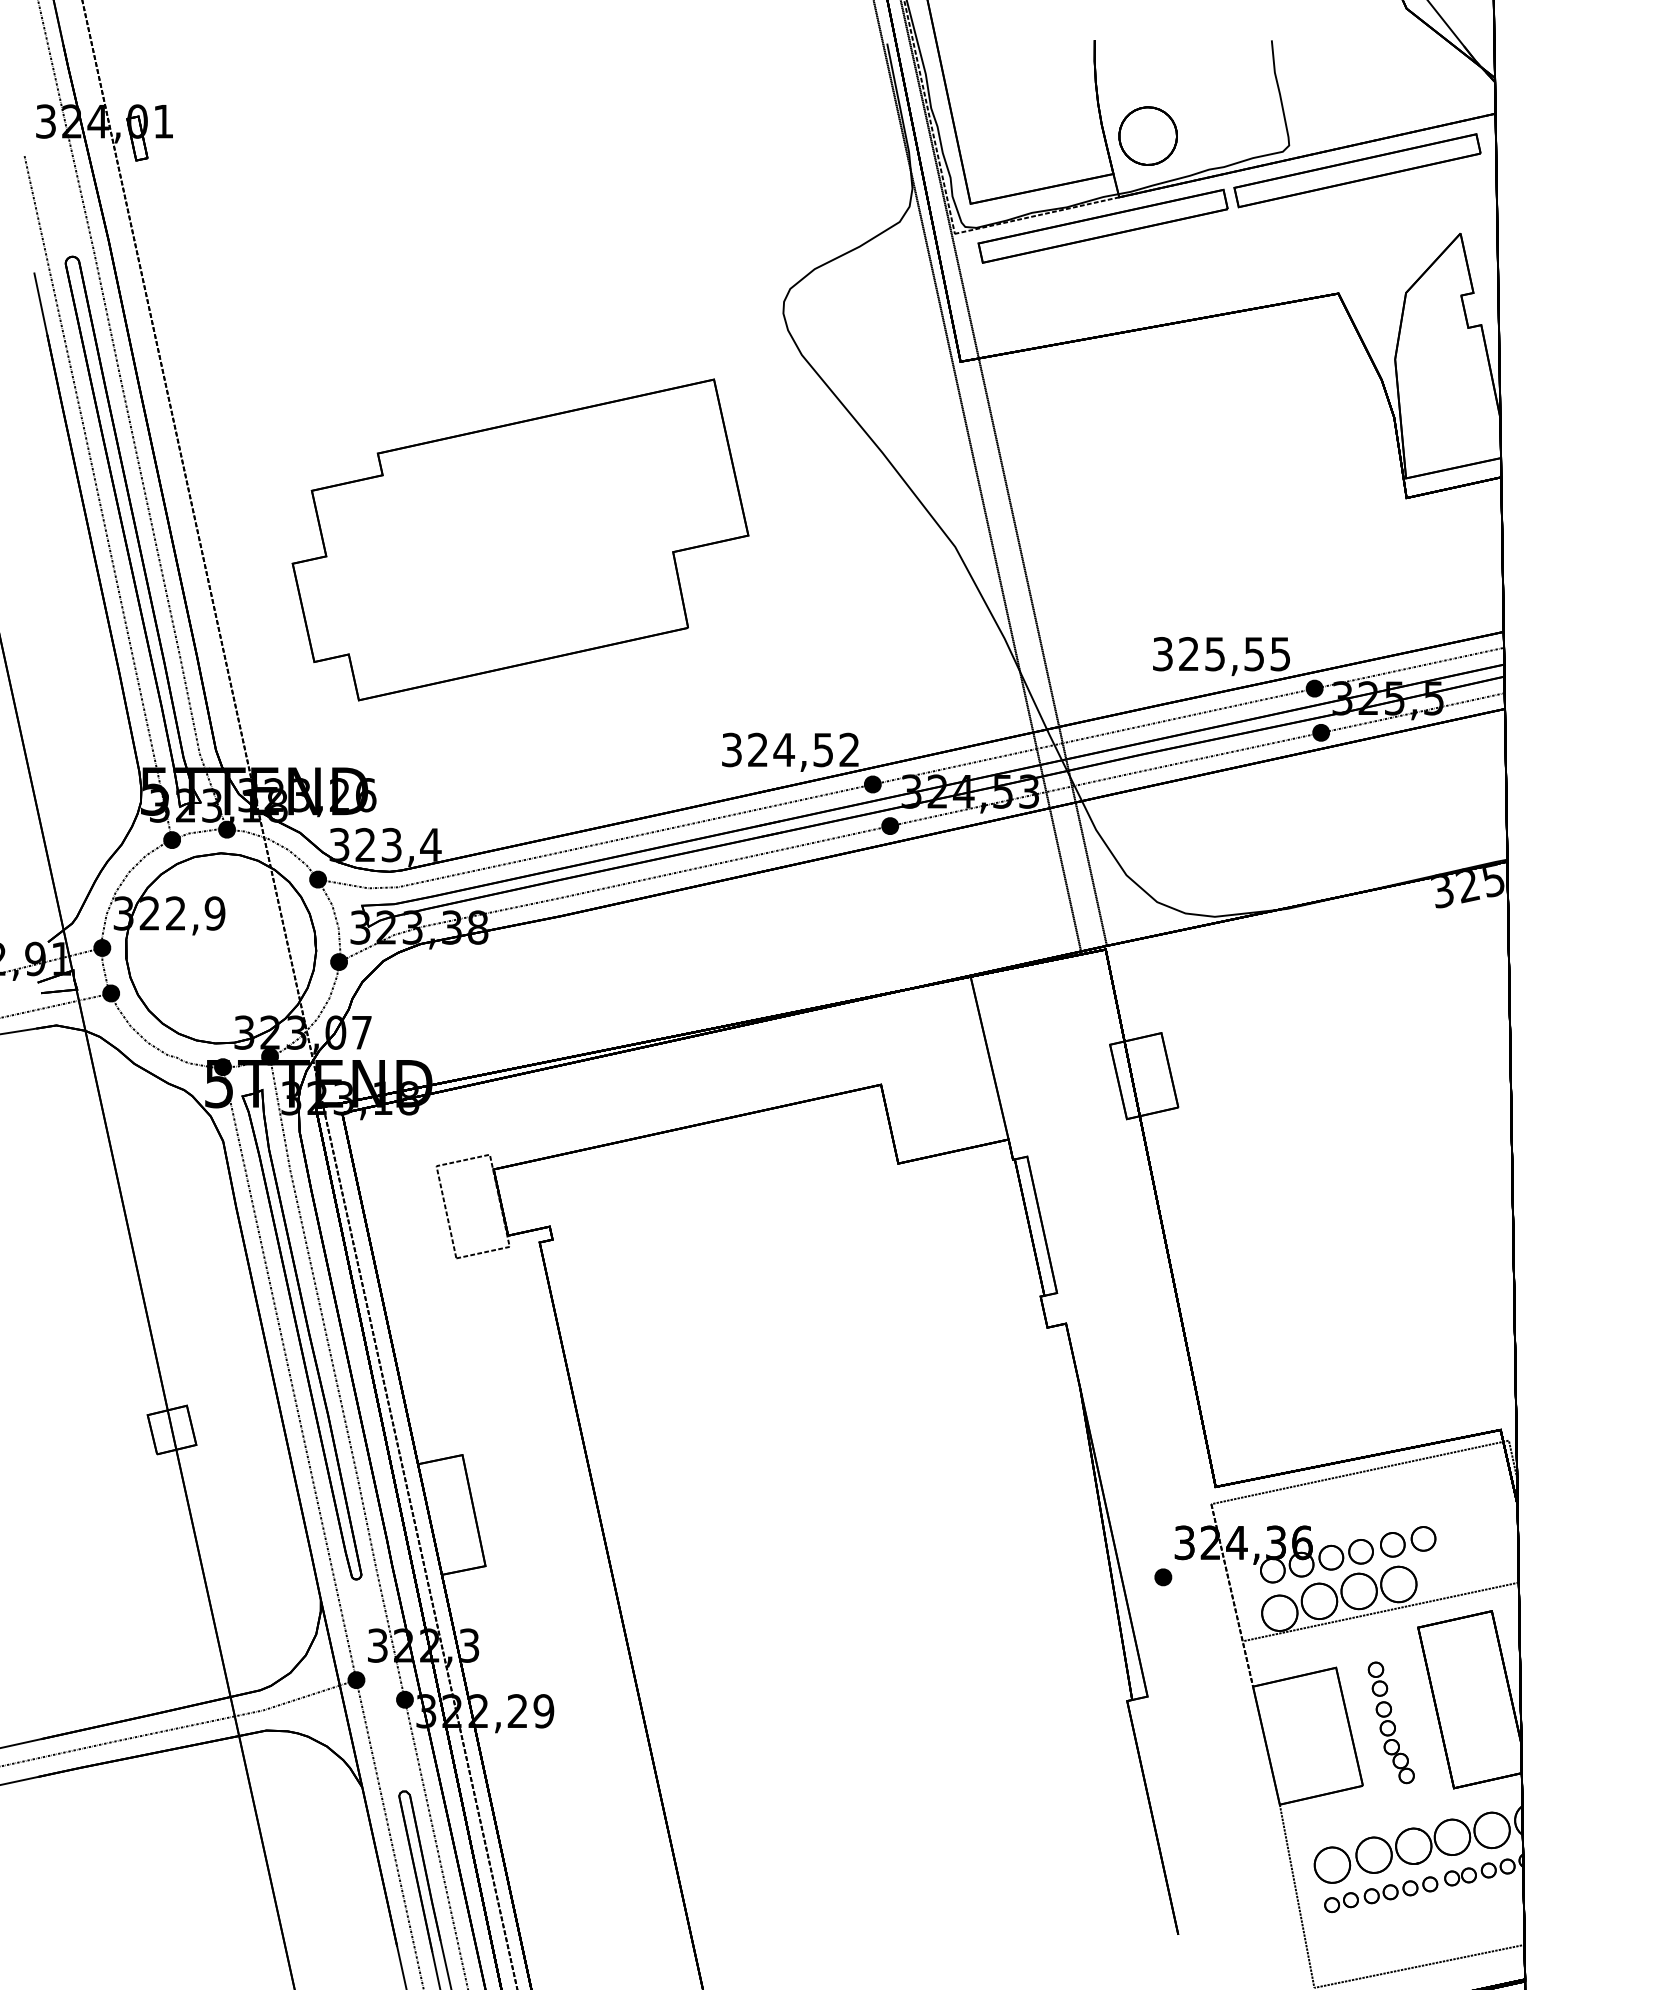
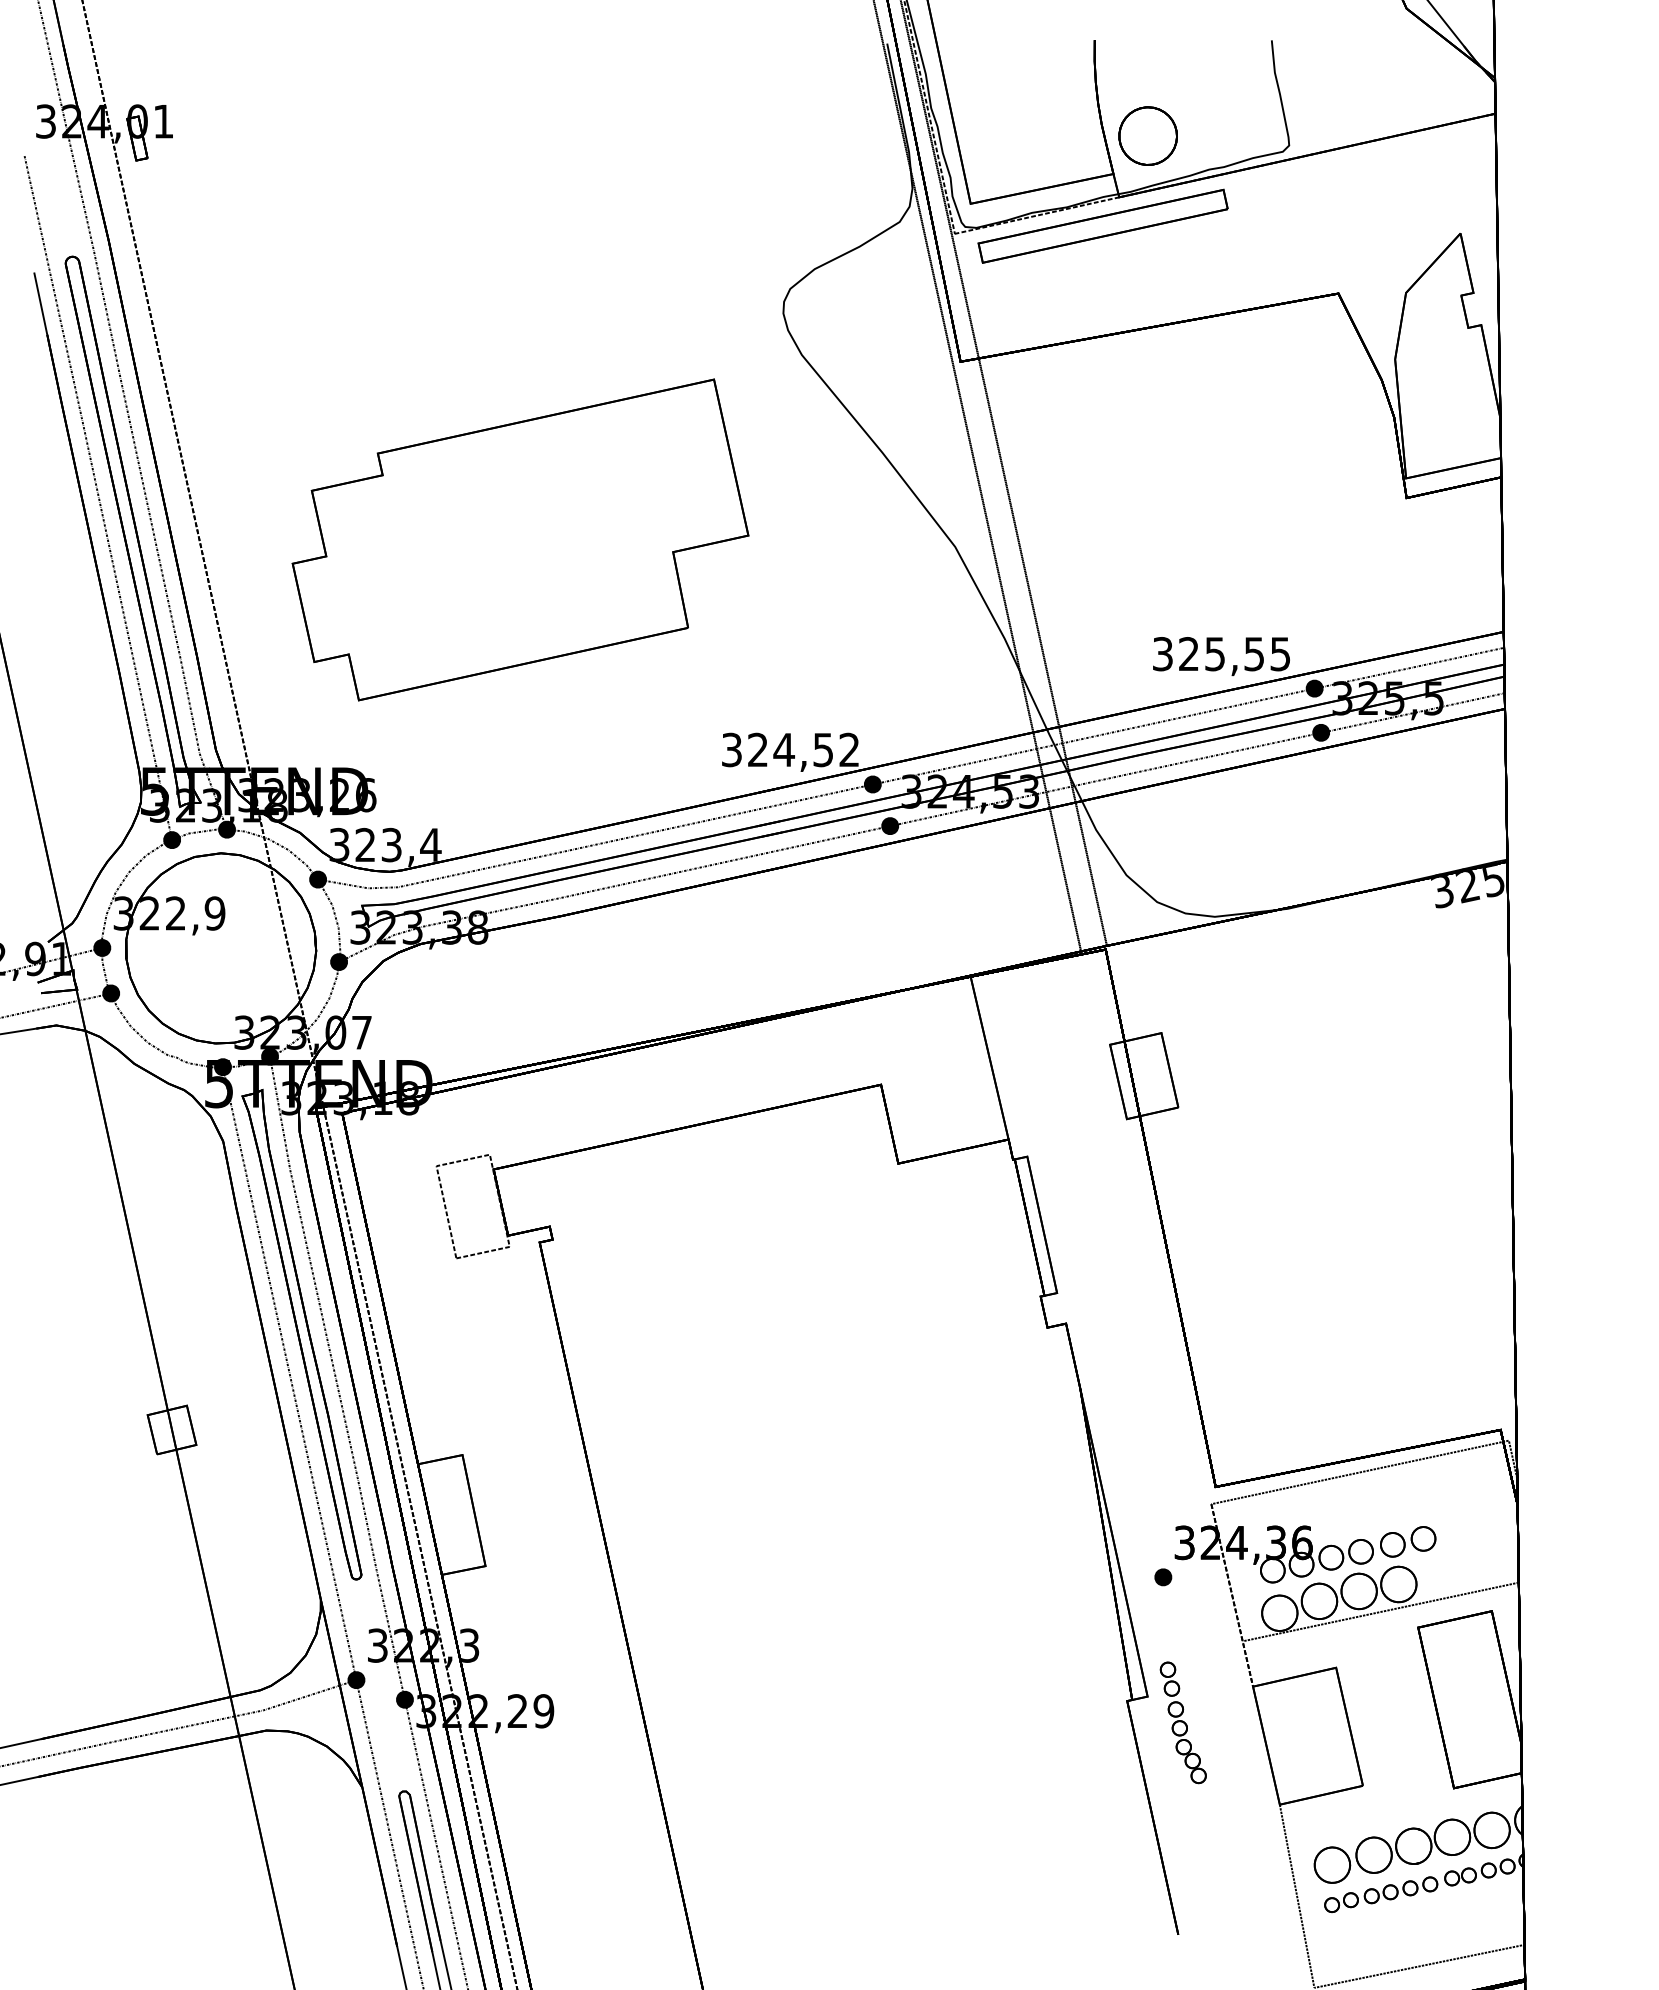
part: present -> none (1357, 170)
part position: (1390, 1722) -> (1182, 1722) (1182, 1722)
